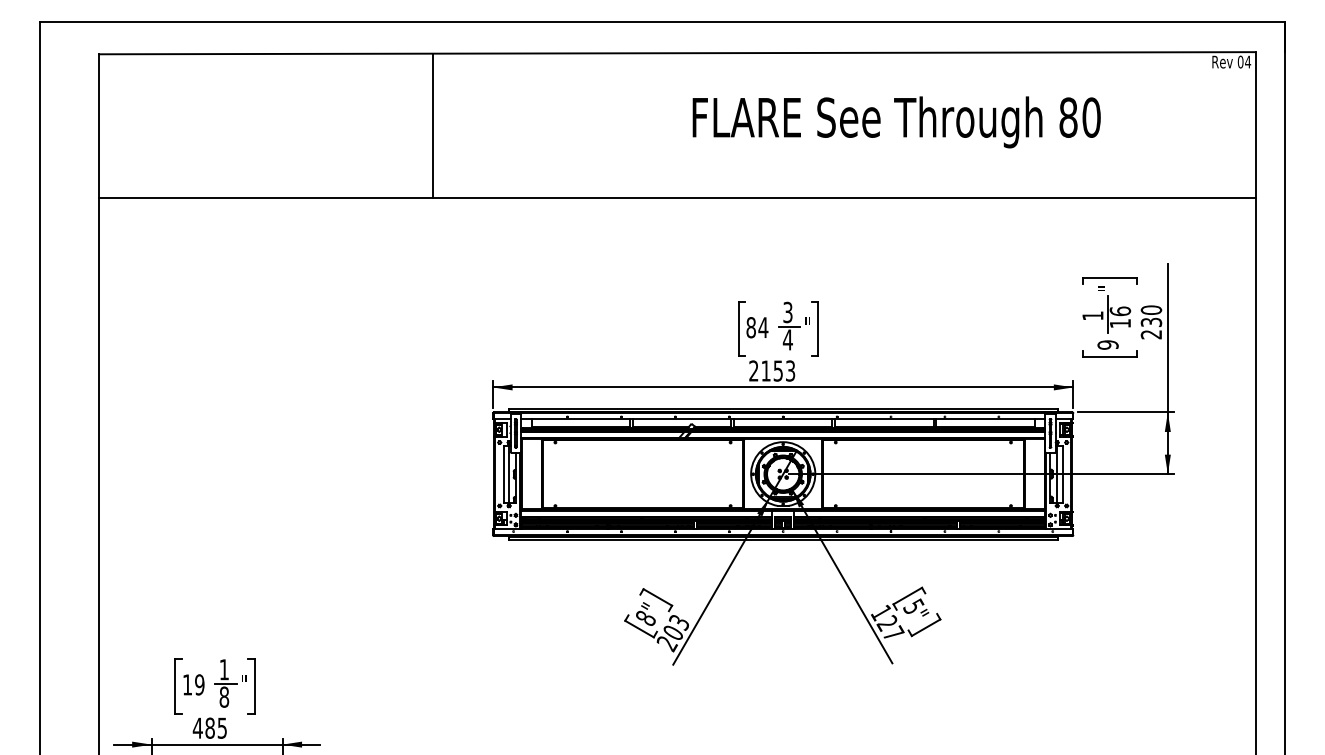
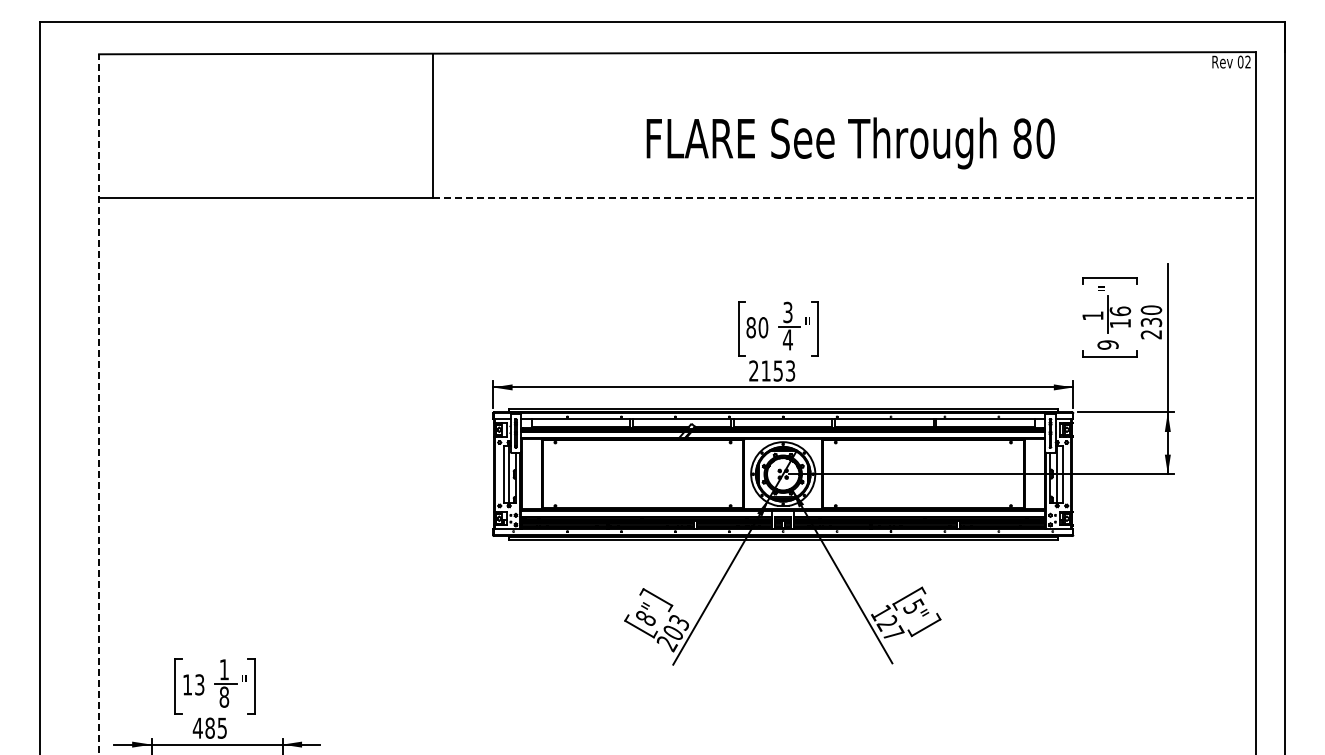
text: 04 -> 02 (1248, 61)
text position: (896, 122) -> (850, 143) (850, 143)
line: solid -> dashed (844, 197)
text: 84 -> 80 (763, 327)
line: solid -> dashed (99, 404)
text: 19 -> 13 (199, 684)
